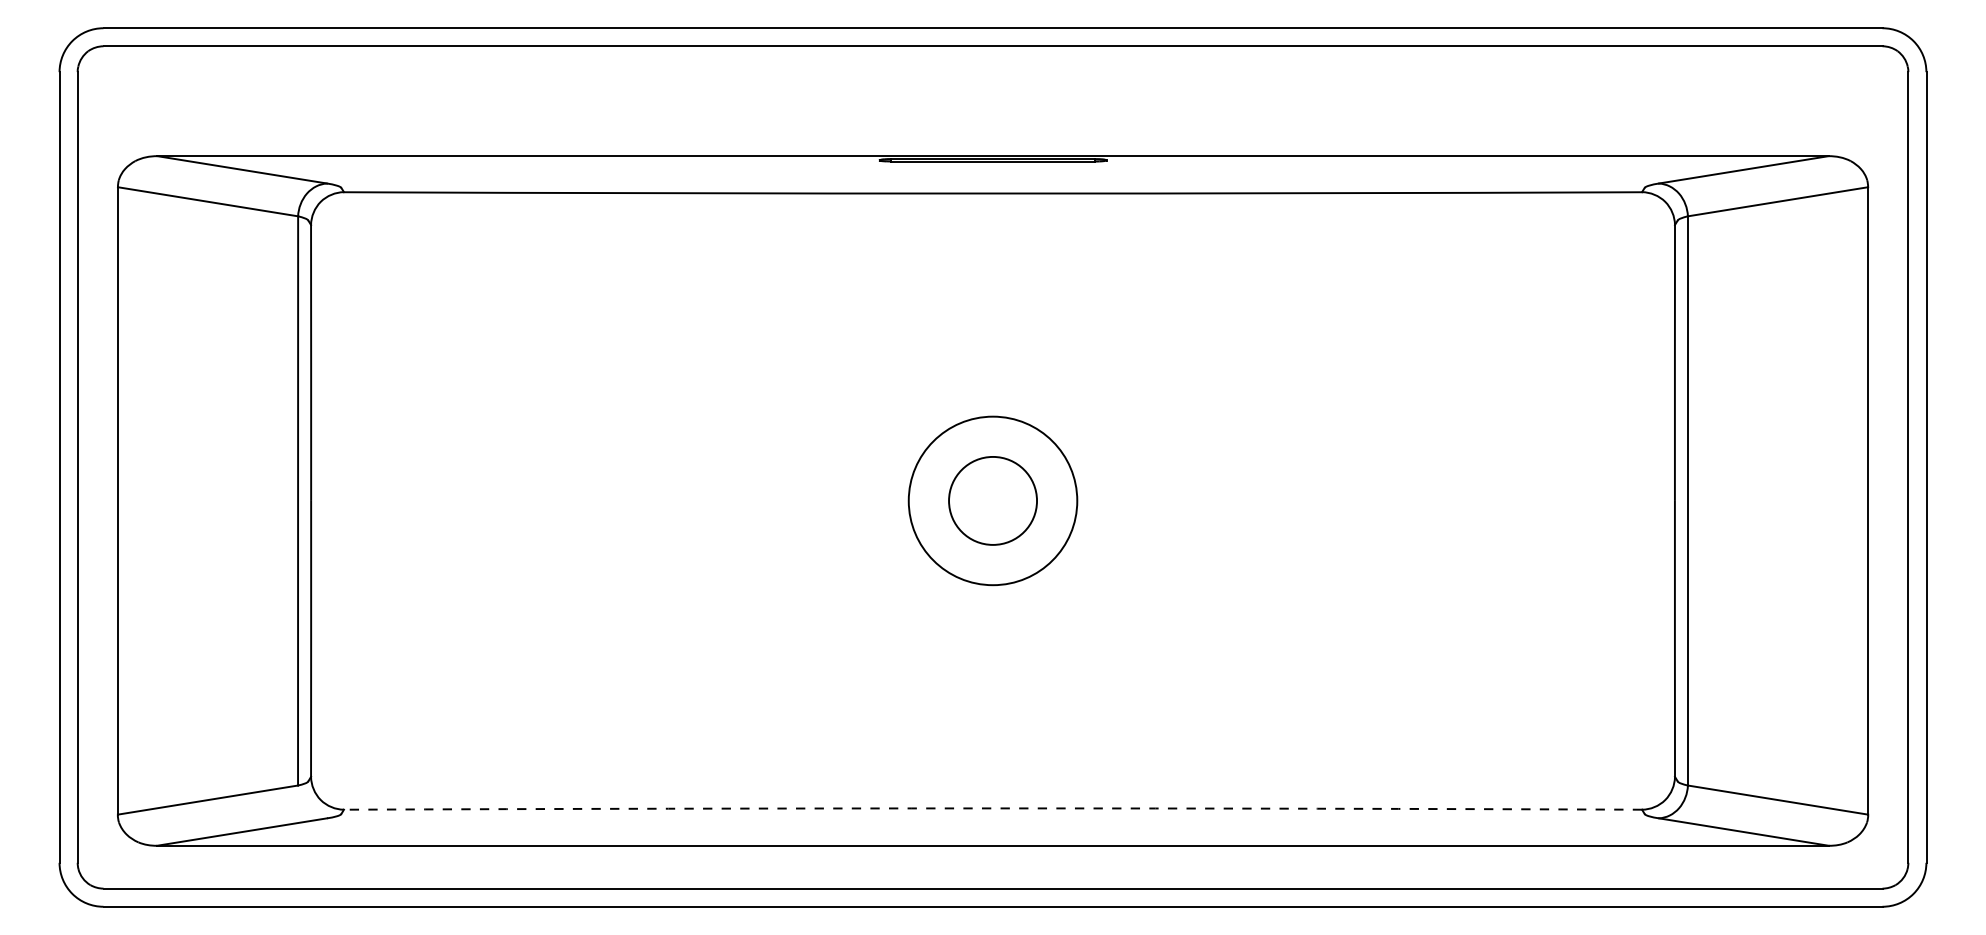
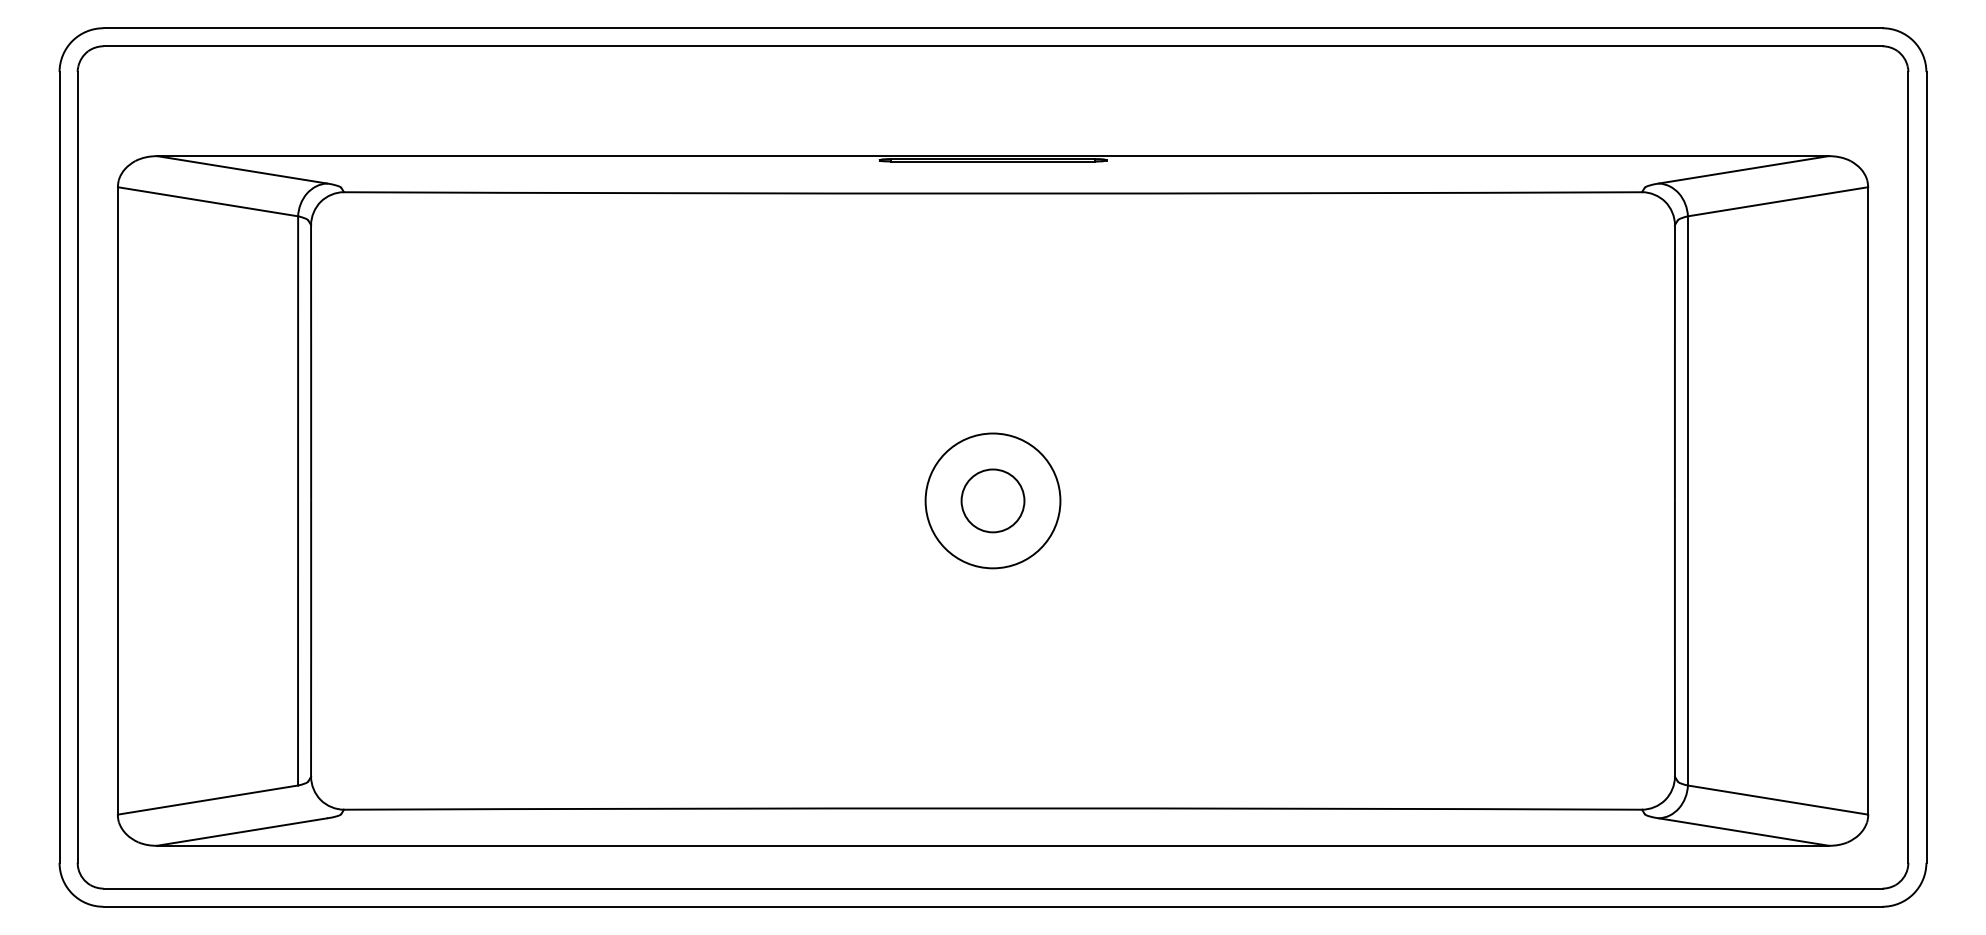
circle diameter: 169 px -> 135 px (992, 500)
circle diameter: 88 px -> 63 px (992, 500)
arc: dashed -> solid (993, 808)
